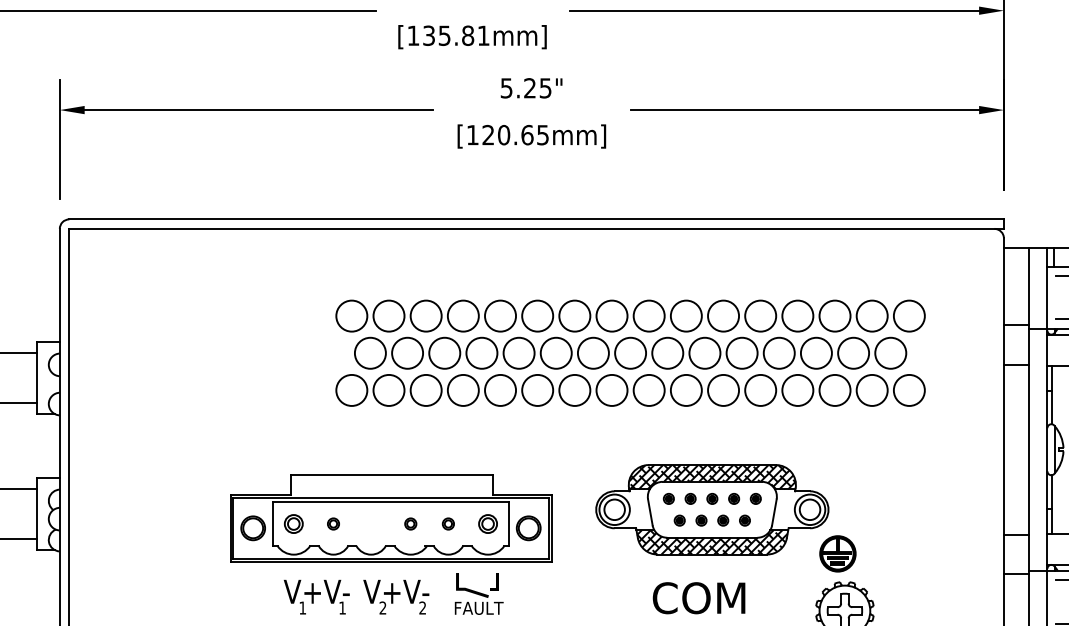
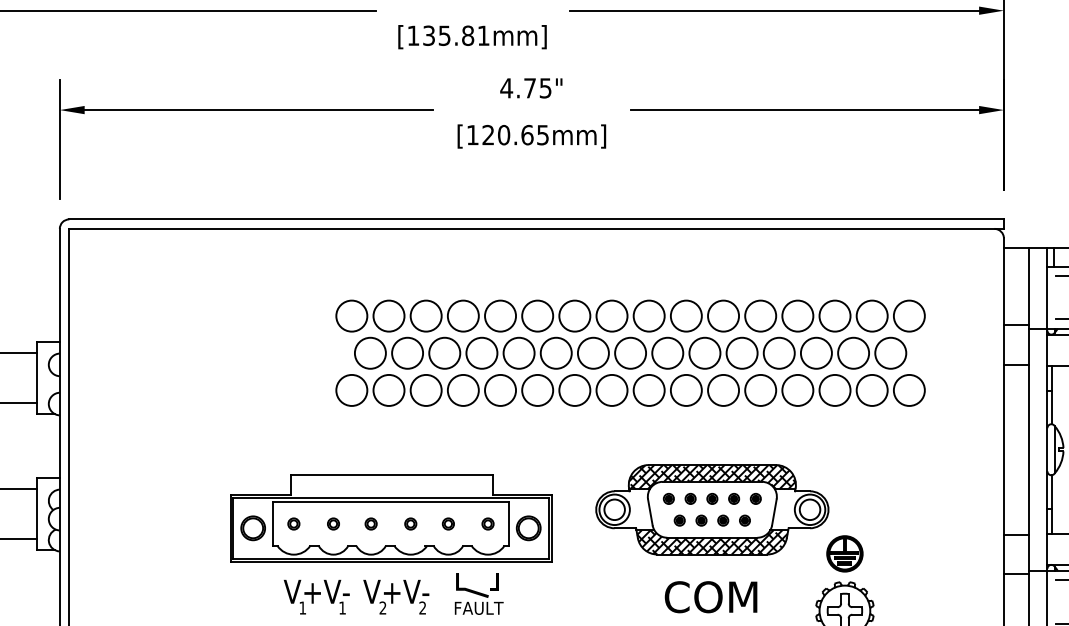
text: 5.25" -> 4.75" (517, 88)
part size: 20x20 px -> 14x14 px (293, 523)
part: none -> present (370, 523)
part size: 20x20 px -> 14x14 px (487, 523)
part position: (837, 553) -> (844, 553) (844, 553)
text position: (698, 598) -> (710, 597) (710, 597)
